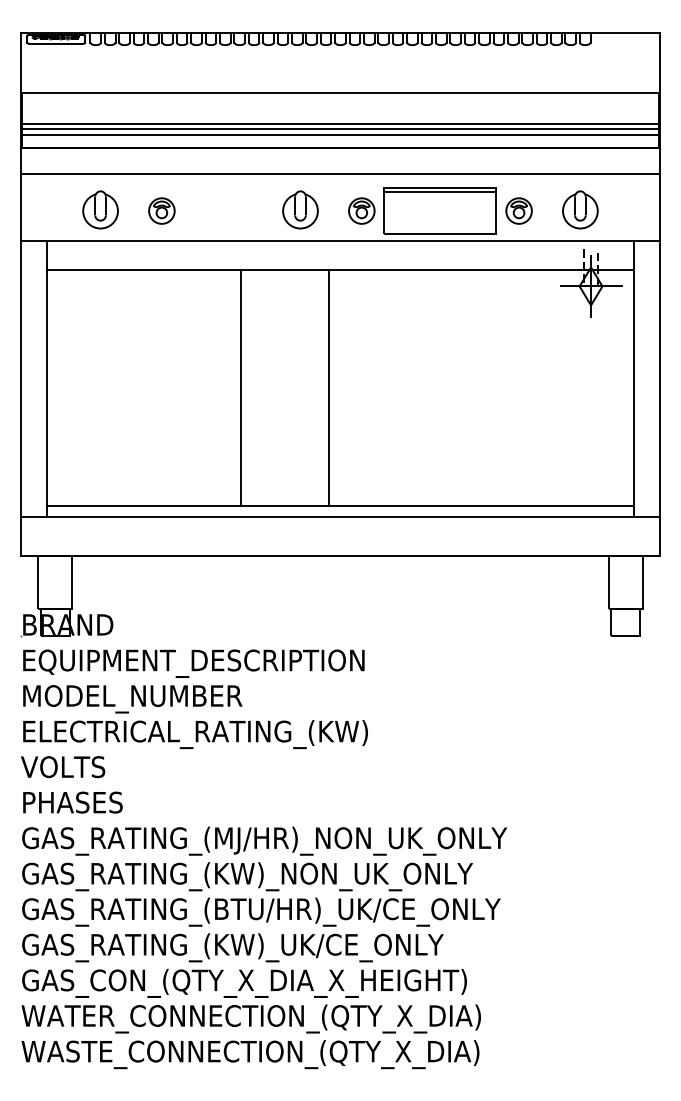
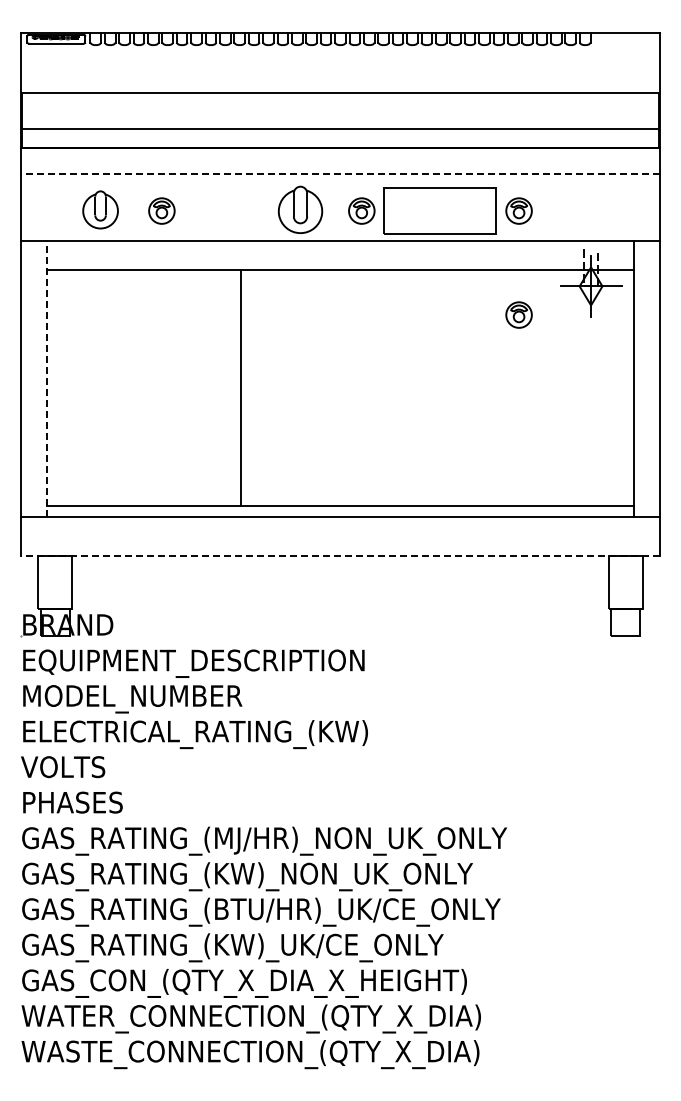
line: present -> none (340, 124)
line: present -> none (340, 135)
line: solid -> dashed (340, 173)
line: present -> none (440, 191)
part size: 37x40 px -> 47x49 px (300, 209)
part: present -> none (580, 209)
part: none -> present (518, 314)
line: solid -> dashed (47, 379)
line: present -> none (329, 388)
line: solid -> dashed (340, 555)
